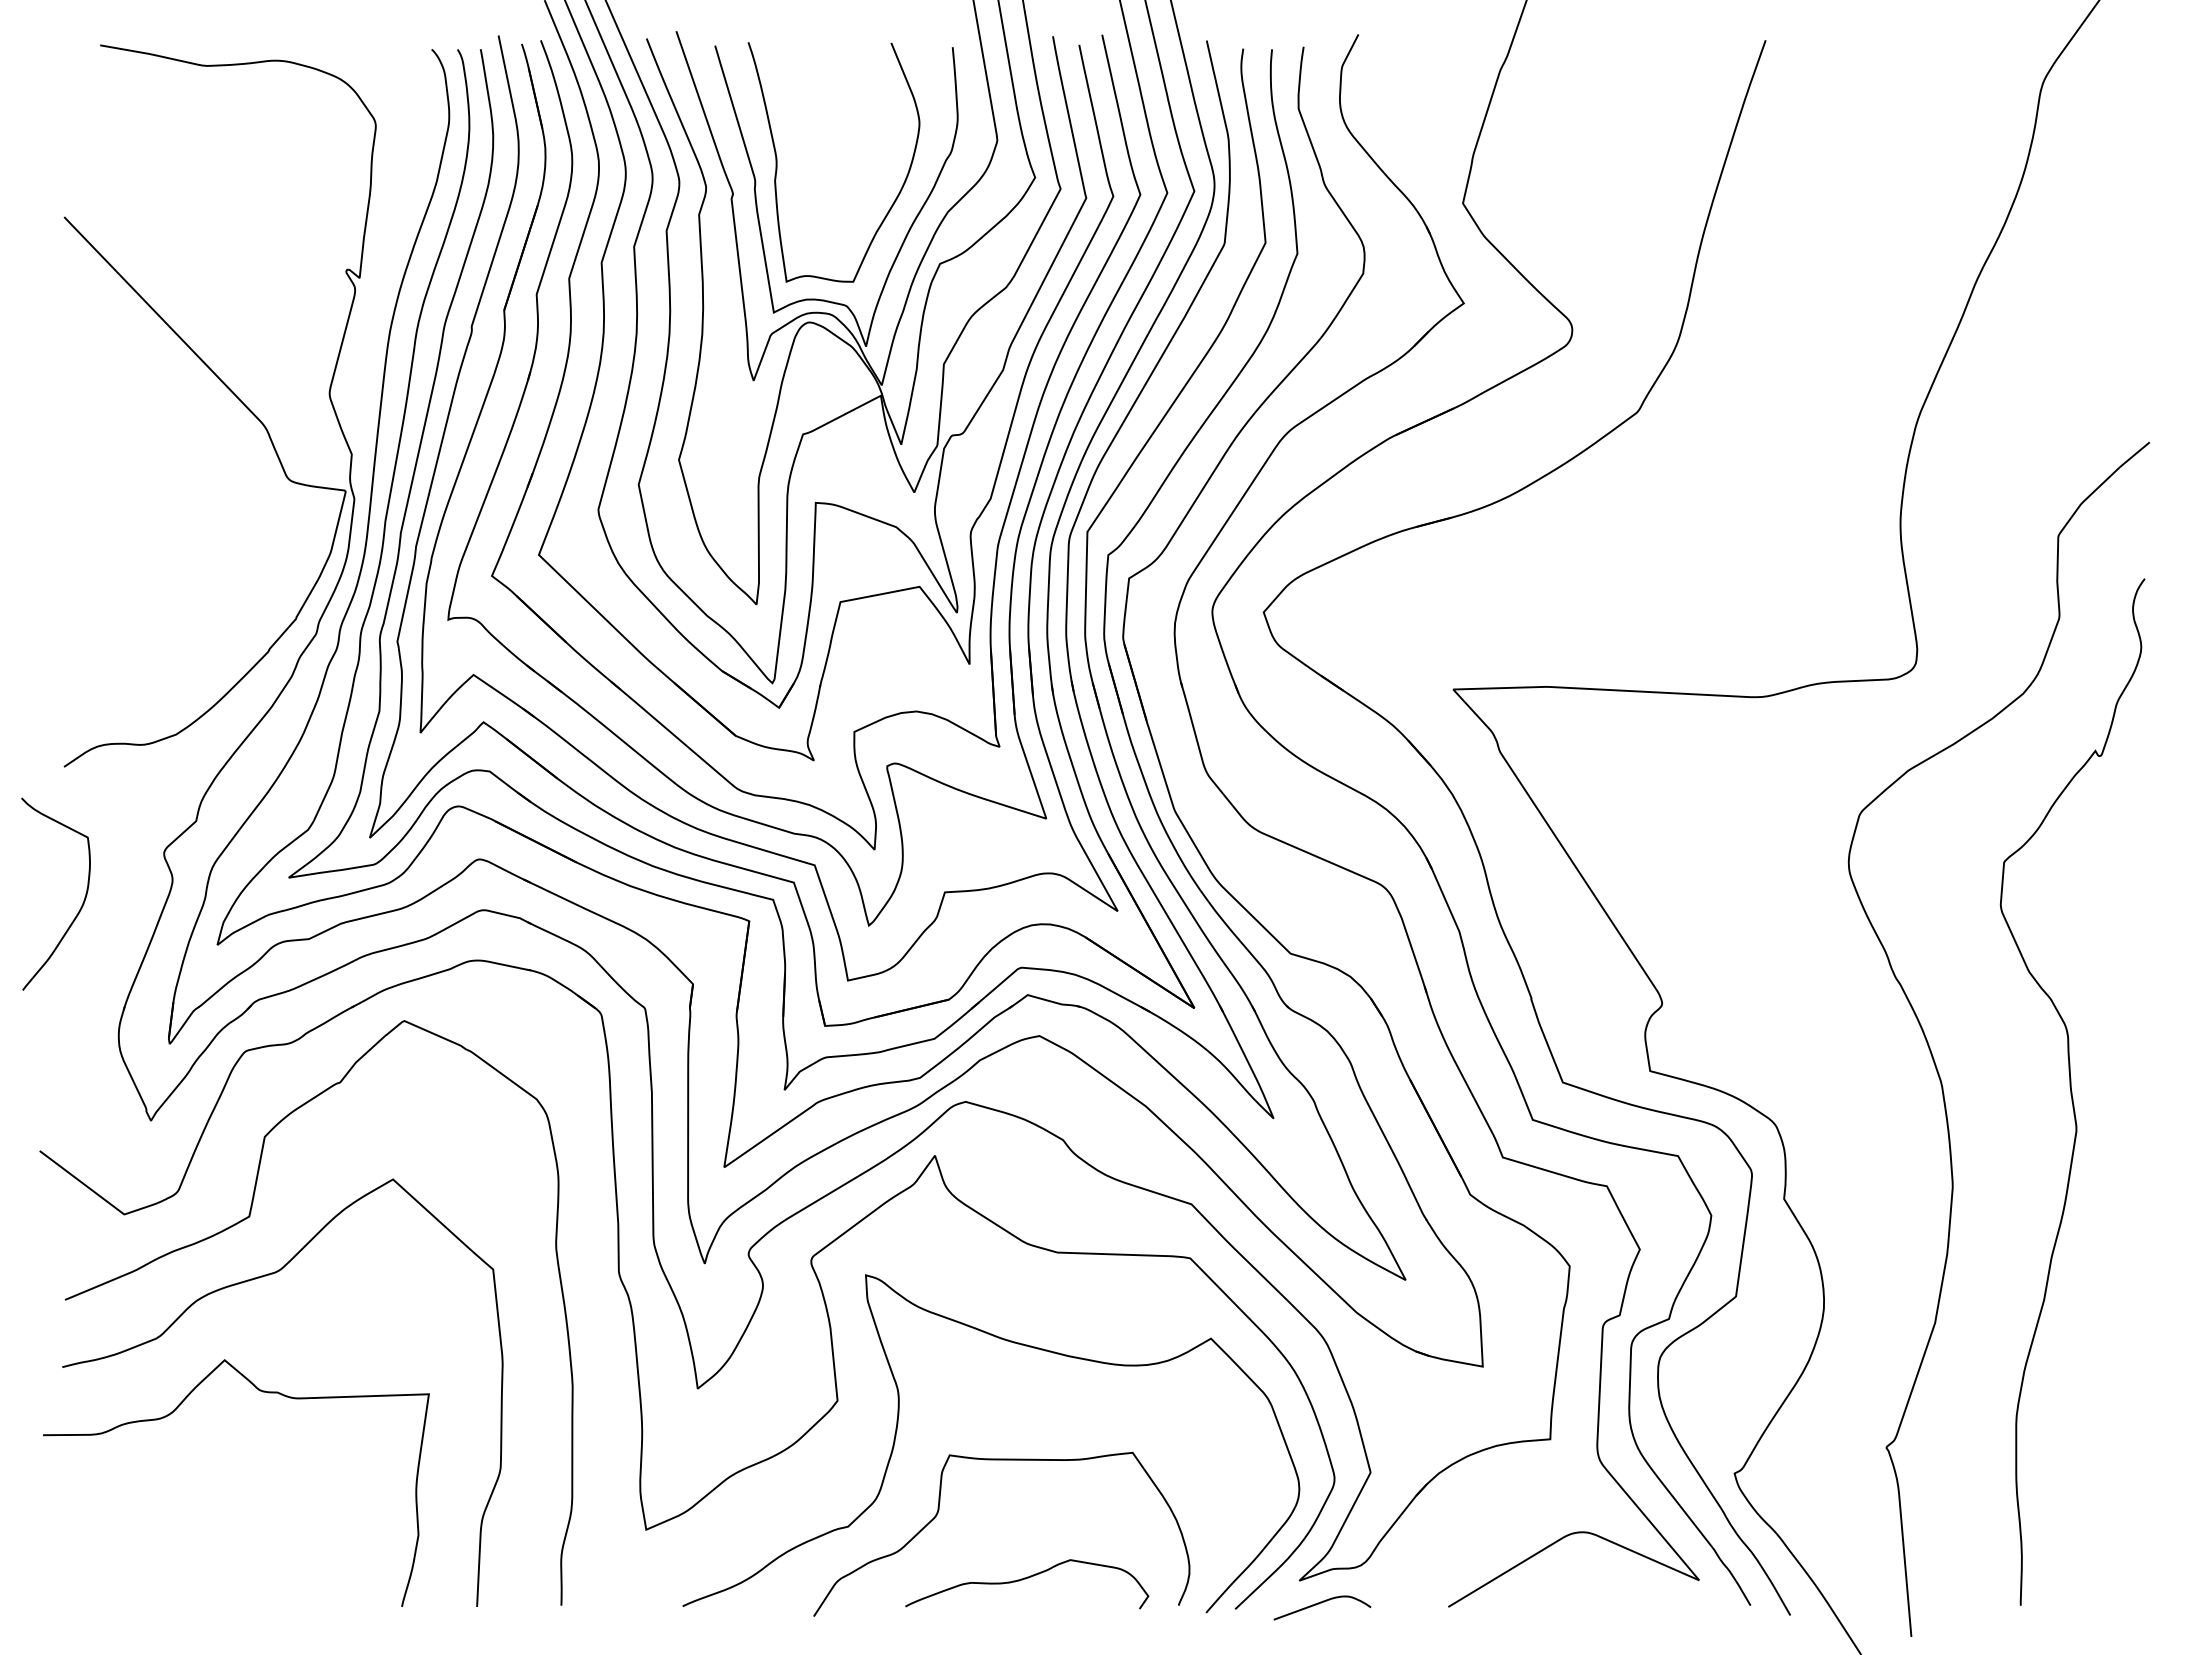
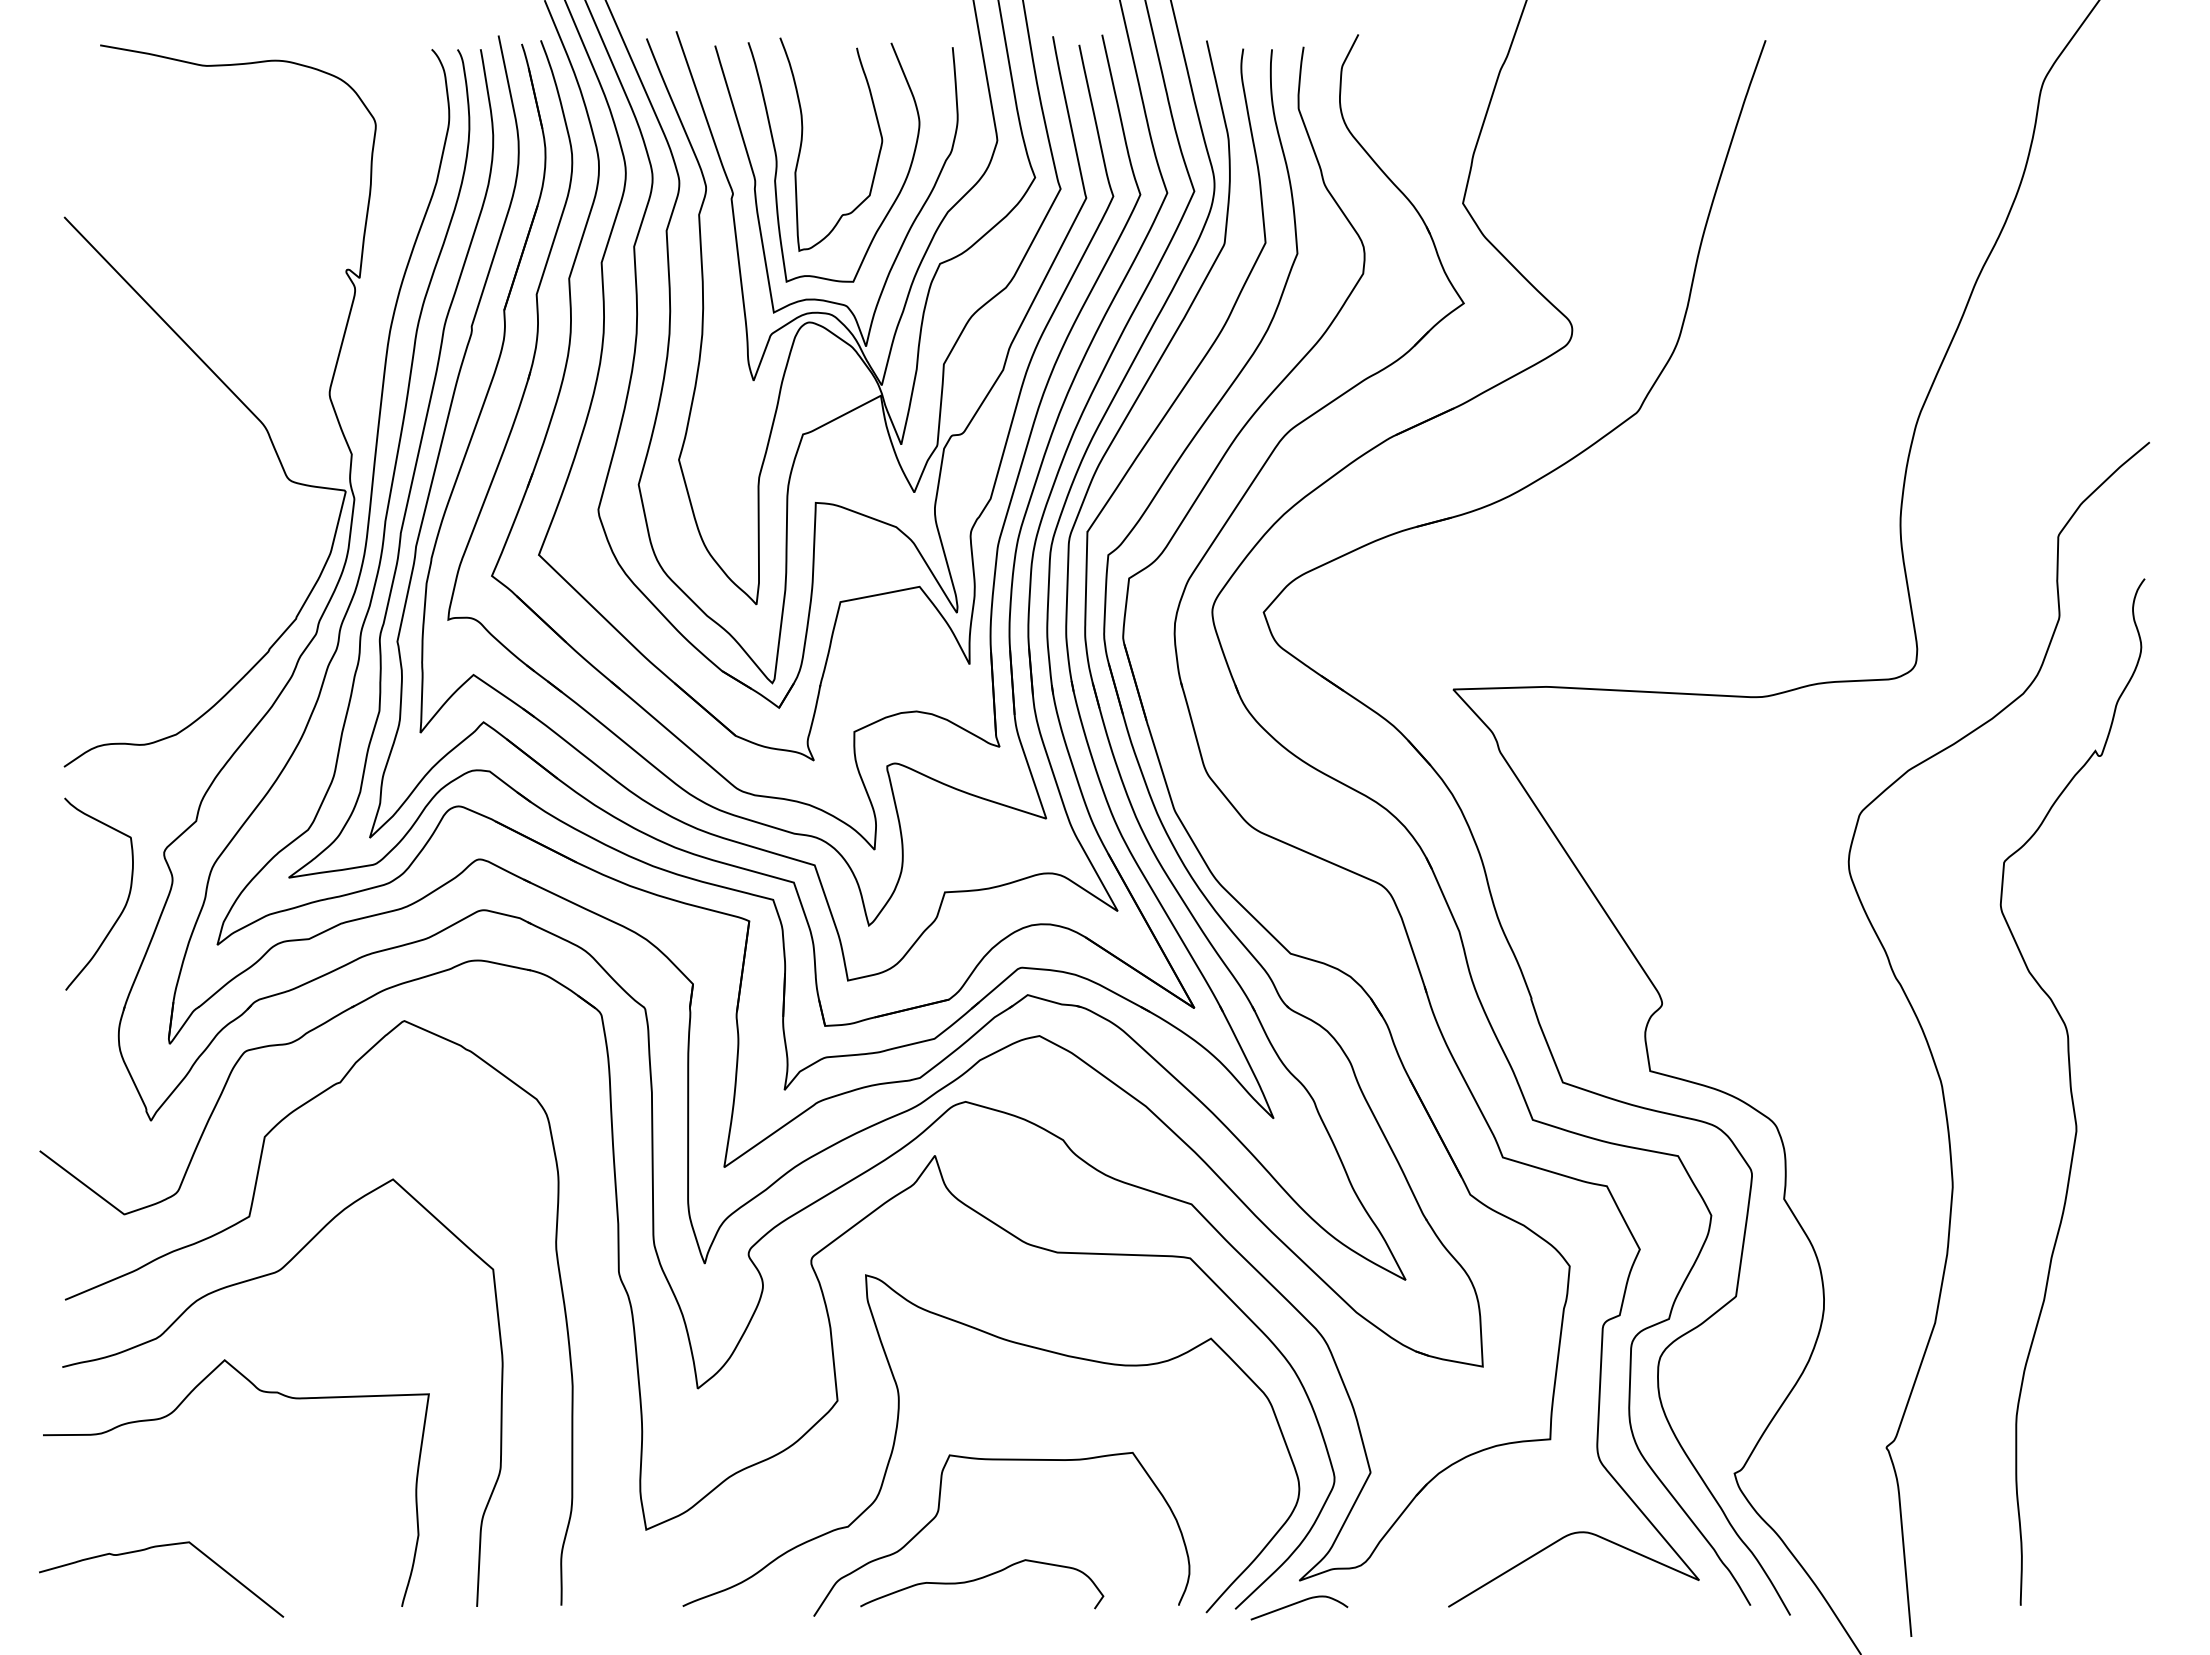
curve: none -> present (802, 143)
curve position: (82, 902) -> (125, 902) (125, 902)
curve: none -> present (157, 1547)
curve position: (1025, 1579) -> (980, 1579) (980, 1579)
curve position: (1321, 1603) -> (1298, 1603) (1298, 1603)
